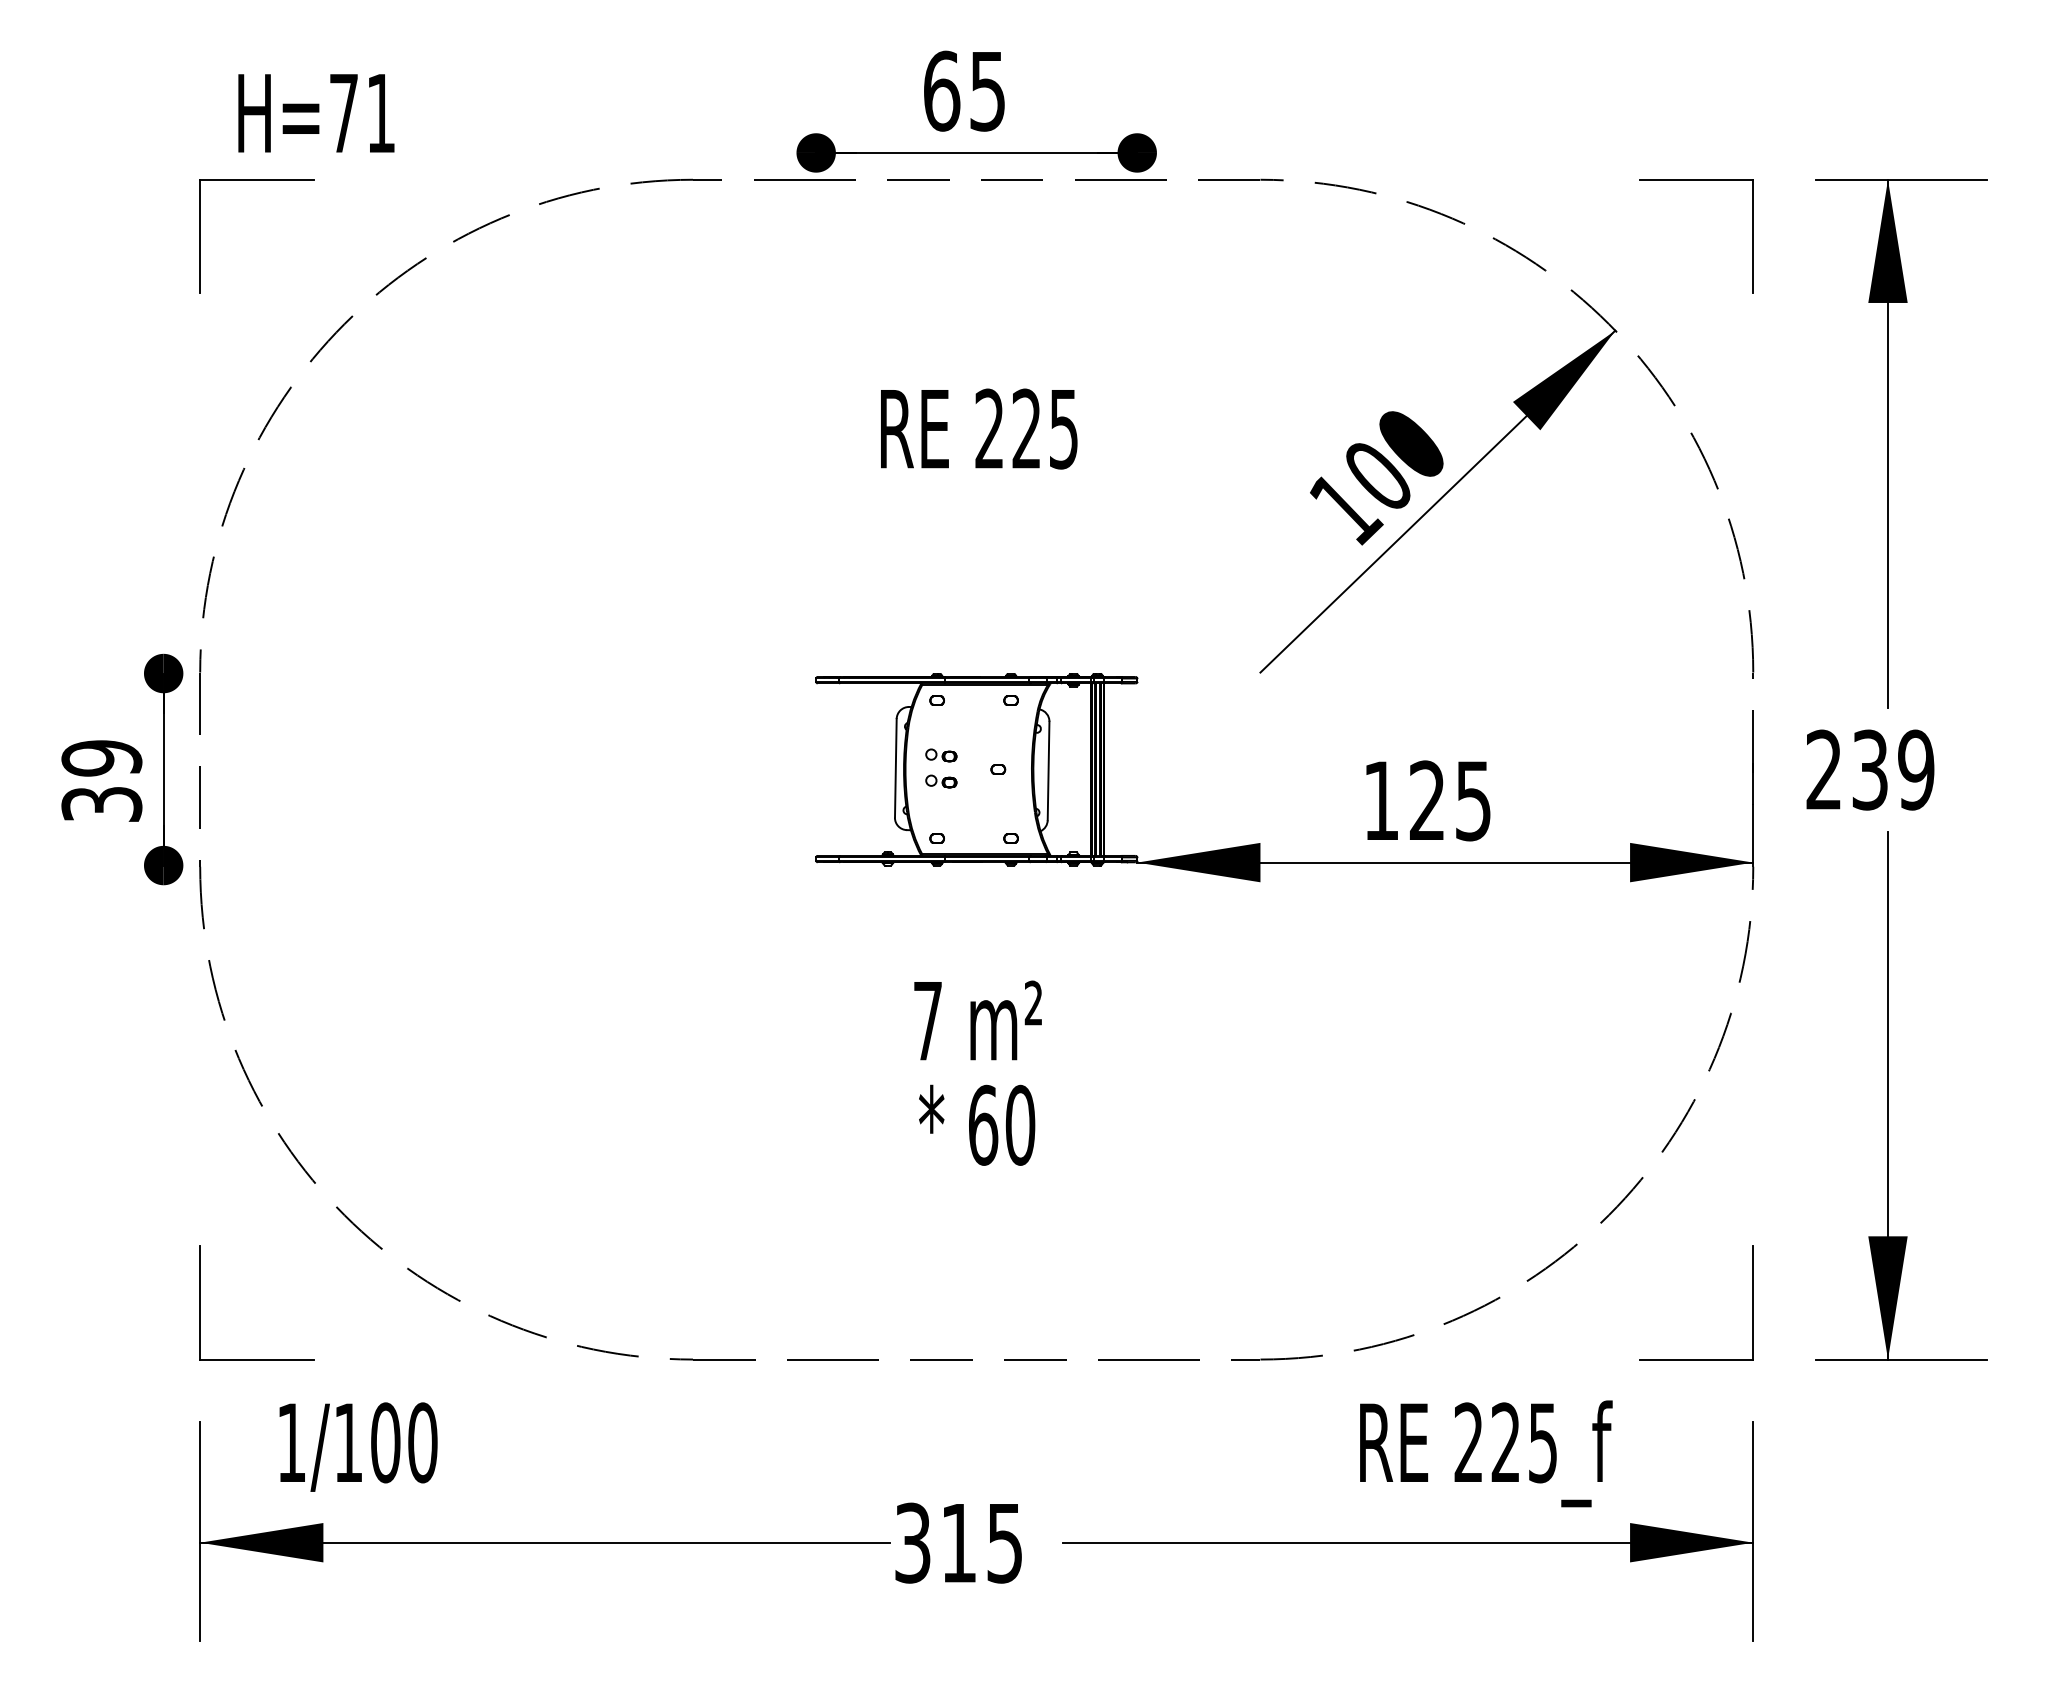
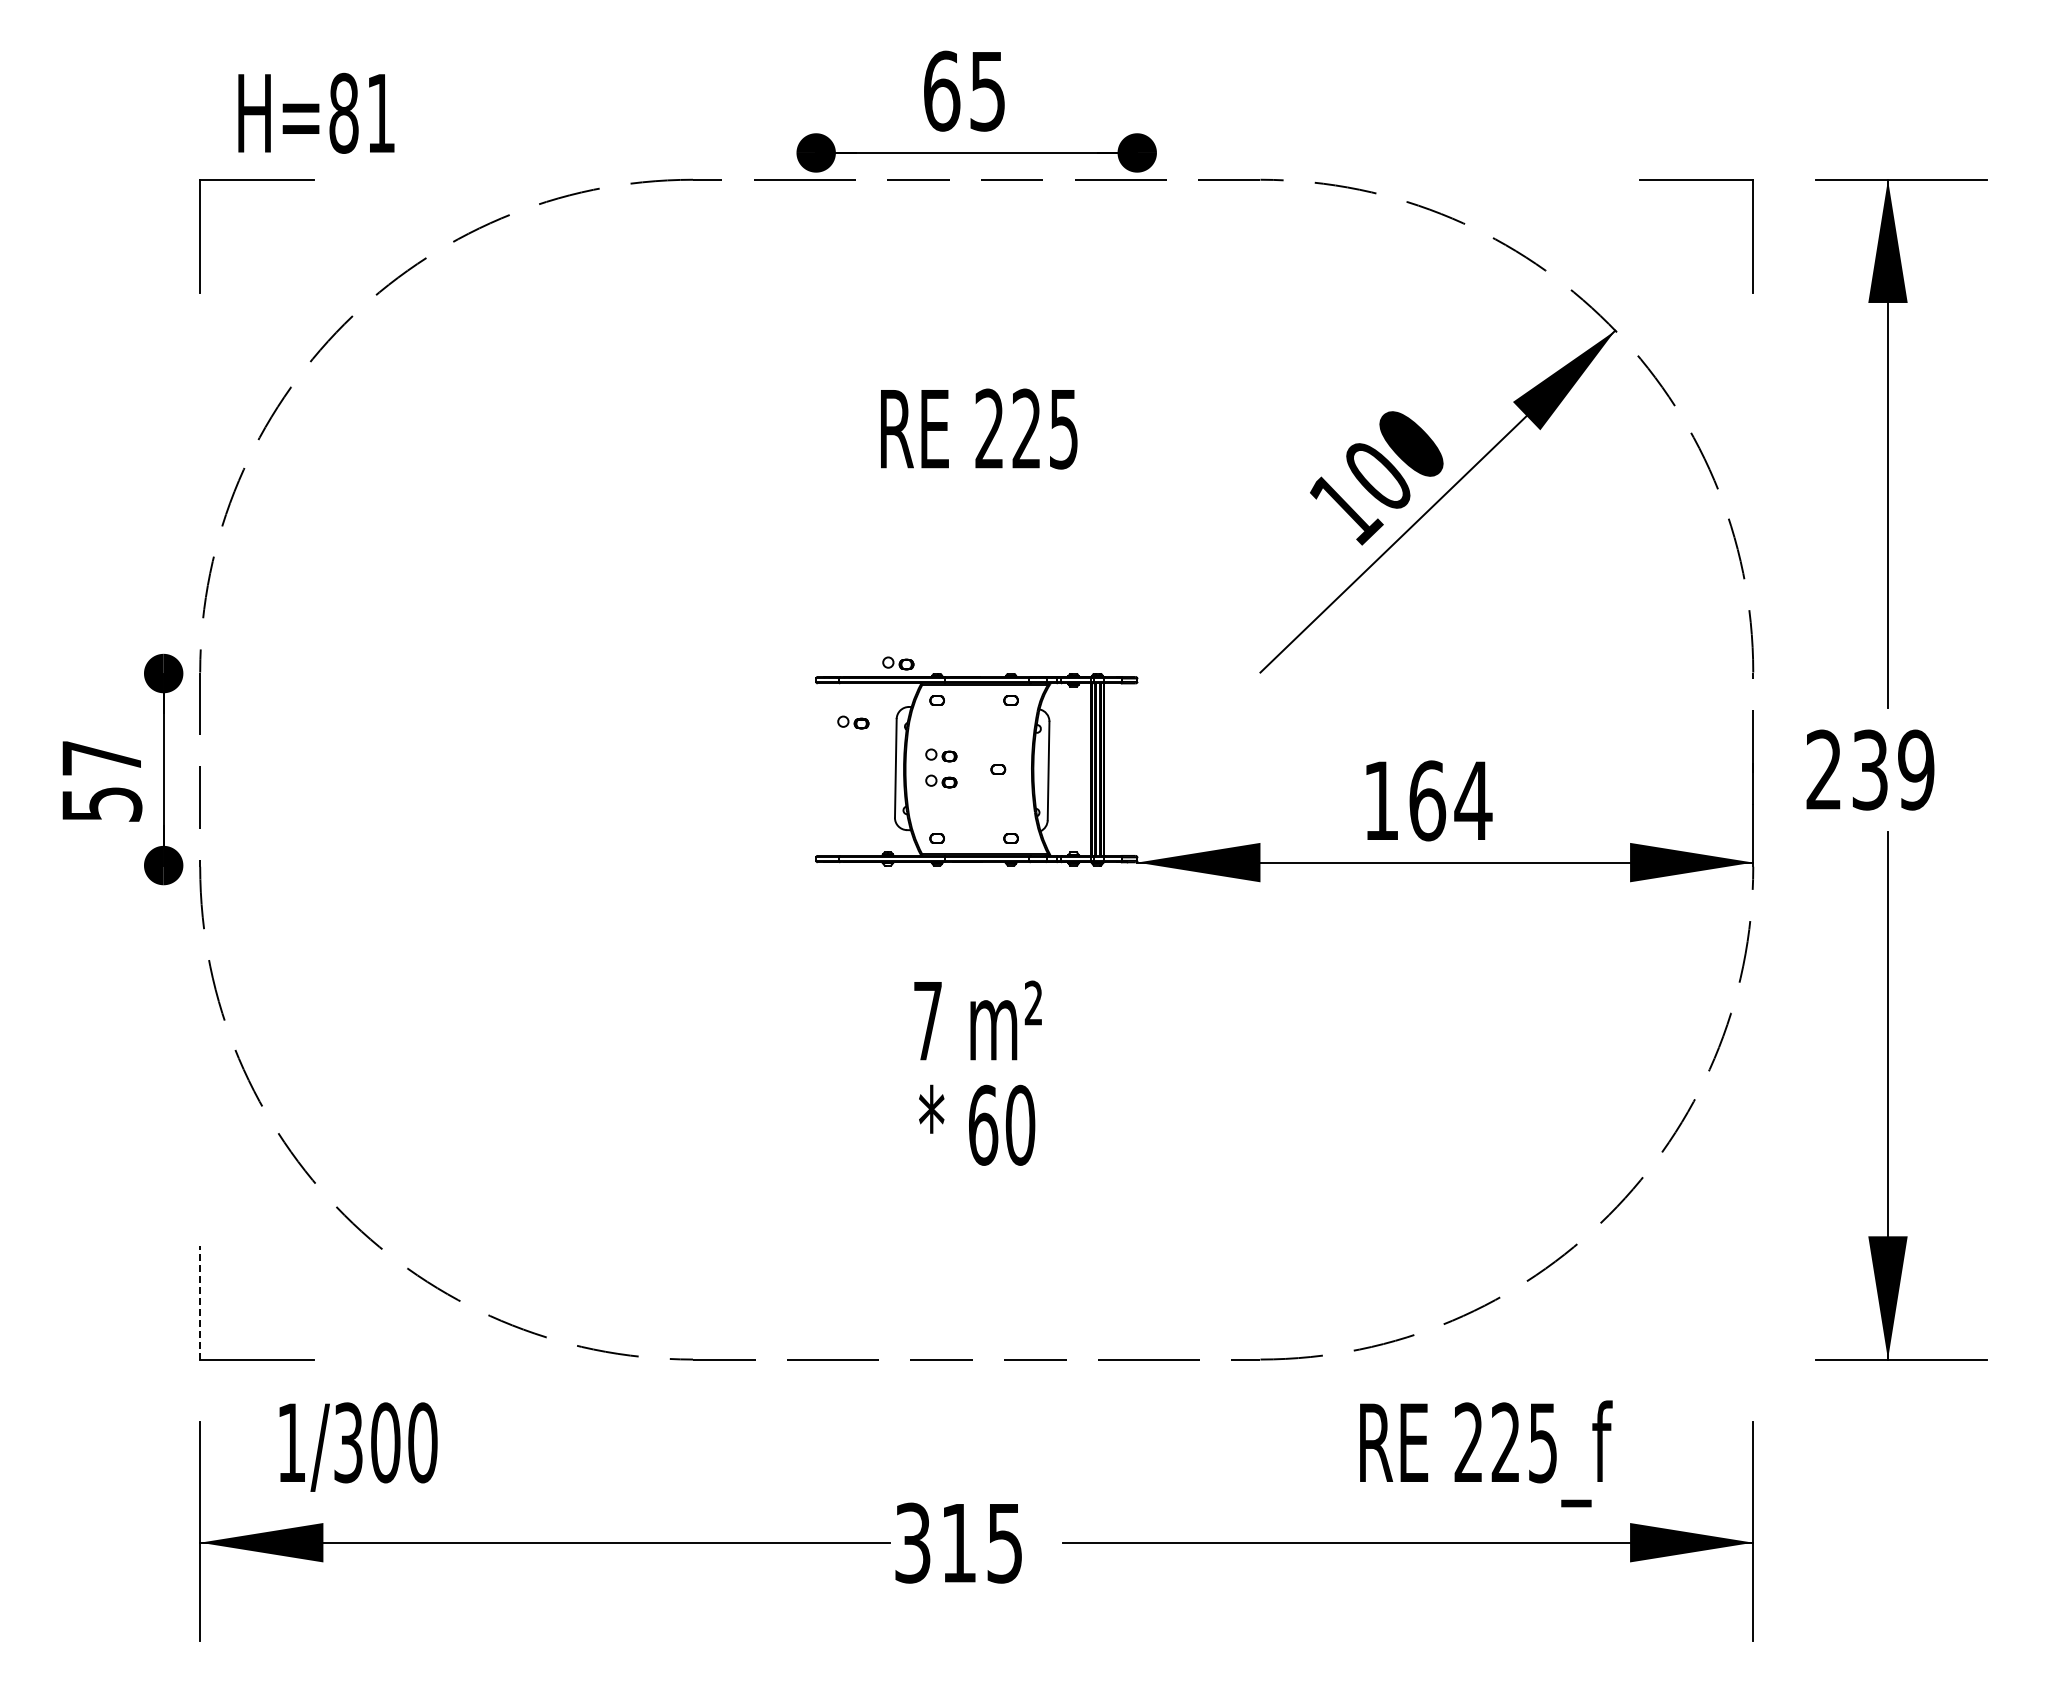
text: H=71 -> H=81 (343, 112)
part: none -> present (898, 663)
part: none -> present (853, 722)
text: 39 -> 57 (101, 780)
text: 125 -> 164 (1450, 800)
line: solid -> dashed (200, 1302)
part: present -> none (1752, 1302)
text: 1/100 -> 1/300 (348, 1442)
